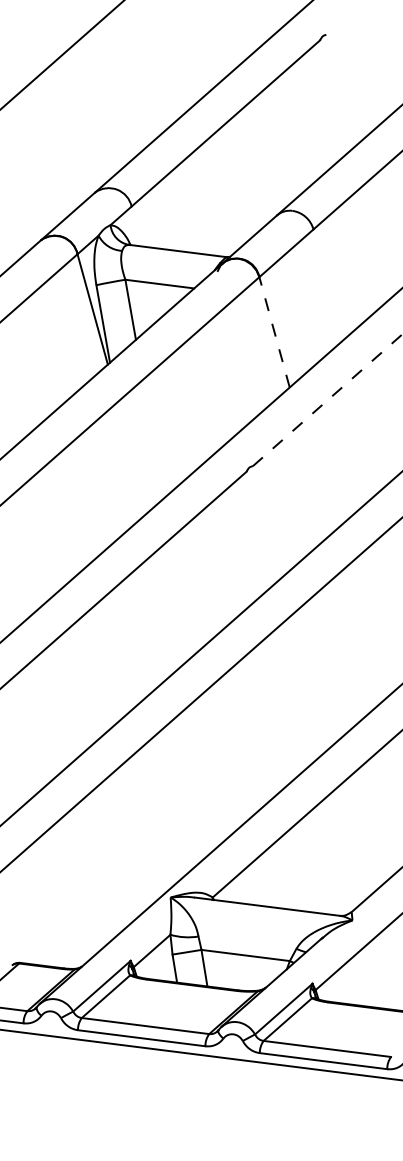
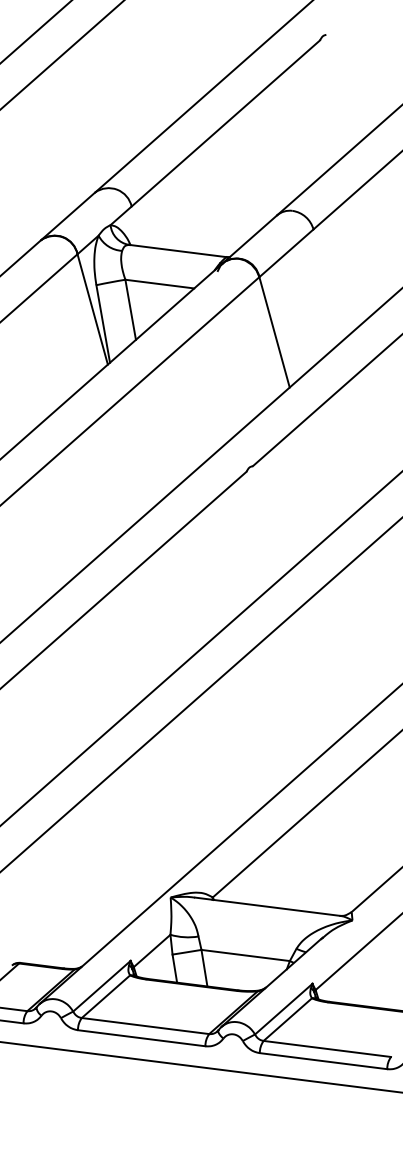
line: none -> present (35, 32)
line: dashed -> solid (274, 331)
line: dashed -> solid (327, 400)
line position: (200, 1055) -> (200, 1067) (200, 1067)
